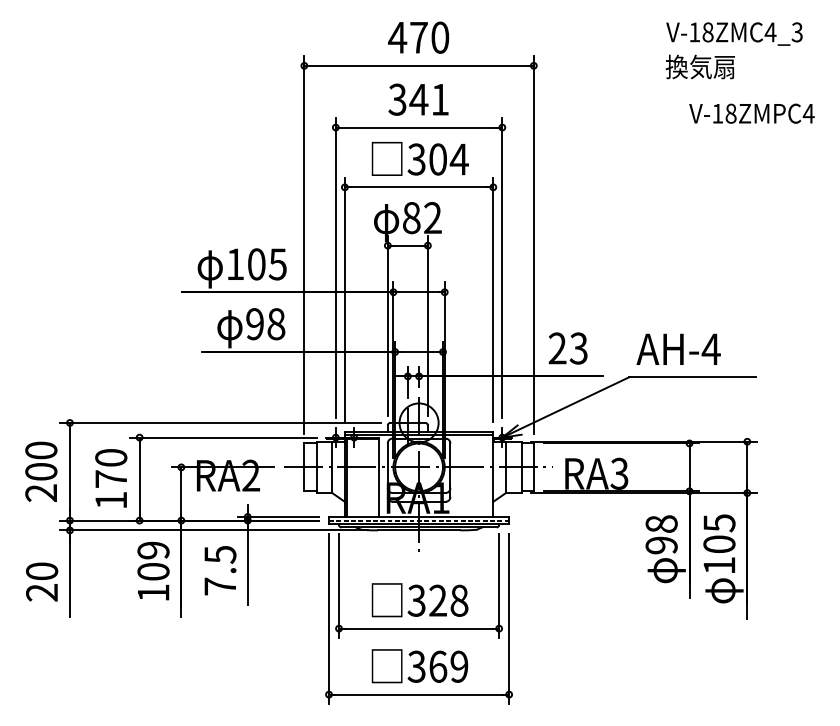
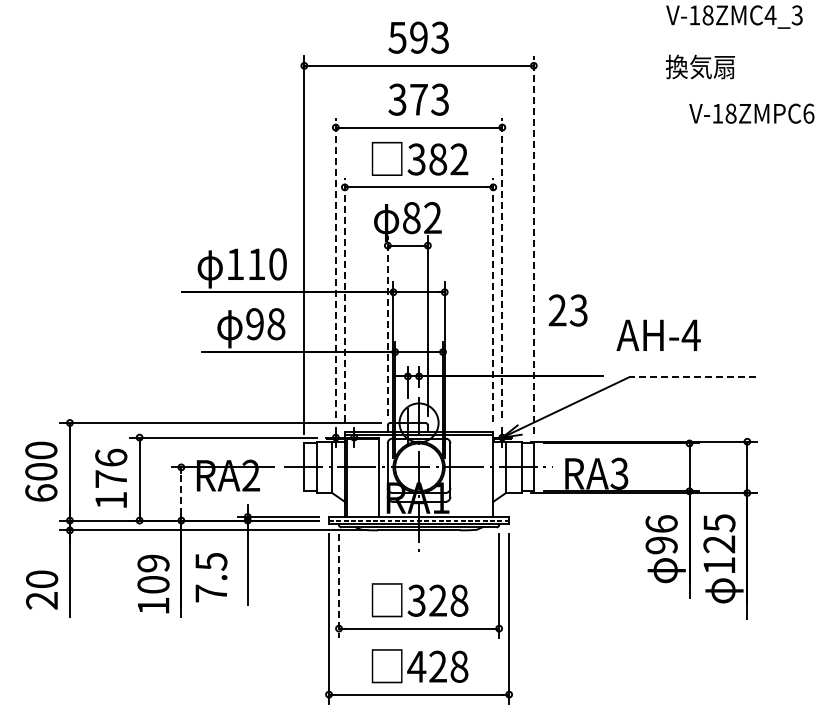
text position: (734, 33) -> (734, 16) (734, 16)
text: 470 -> 593 (418, 37)
text: 341 -> 373 (428, 99)
text: V-18ZMPC4 -> V-18ZMPC6 (808, 113)
text: 304 -> 382 (448, 159)
line: solid -> dashed (533, 244)
text: 105 -> 110 (267, 264)
line: solid -> dashed (335, 267)
line: solid -> dashed (502, 267)
line: solid -> dashed (344, 299)
line: solid -> dashed (493, 299)
line: solid -> dashed (387, 325)
text position: (567, 348) -> (567, 310) (567, 310)
text position: (678, 348) -> (658, 334) (658, 334)
line: solid -> dashed (692, 377)
text: 170 -> 176 (111, 457)
text: 200 -> 600 (41, 492)
line: solid -> dashed (181, 494)
text: 98 -> 96 (661, 523)
text: 105 -> 125 (719, 544)
text position: (153, 570) -> (153, 583) (153, 583)
text position: (220, 570) -> (211, 577) (211, 577)
text position: (42, 581) -> (42, 589) (42, 589)
line: solid -> dashed (339, 586)
text: 369 -> 428 (437, 666)
